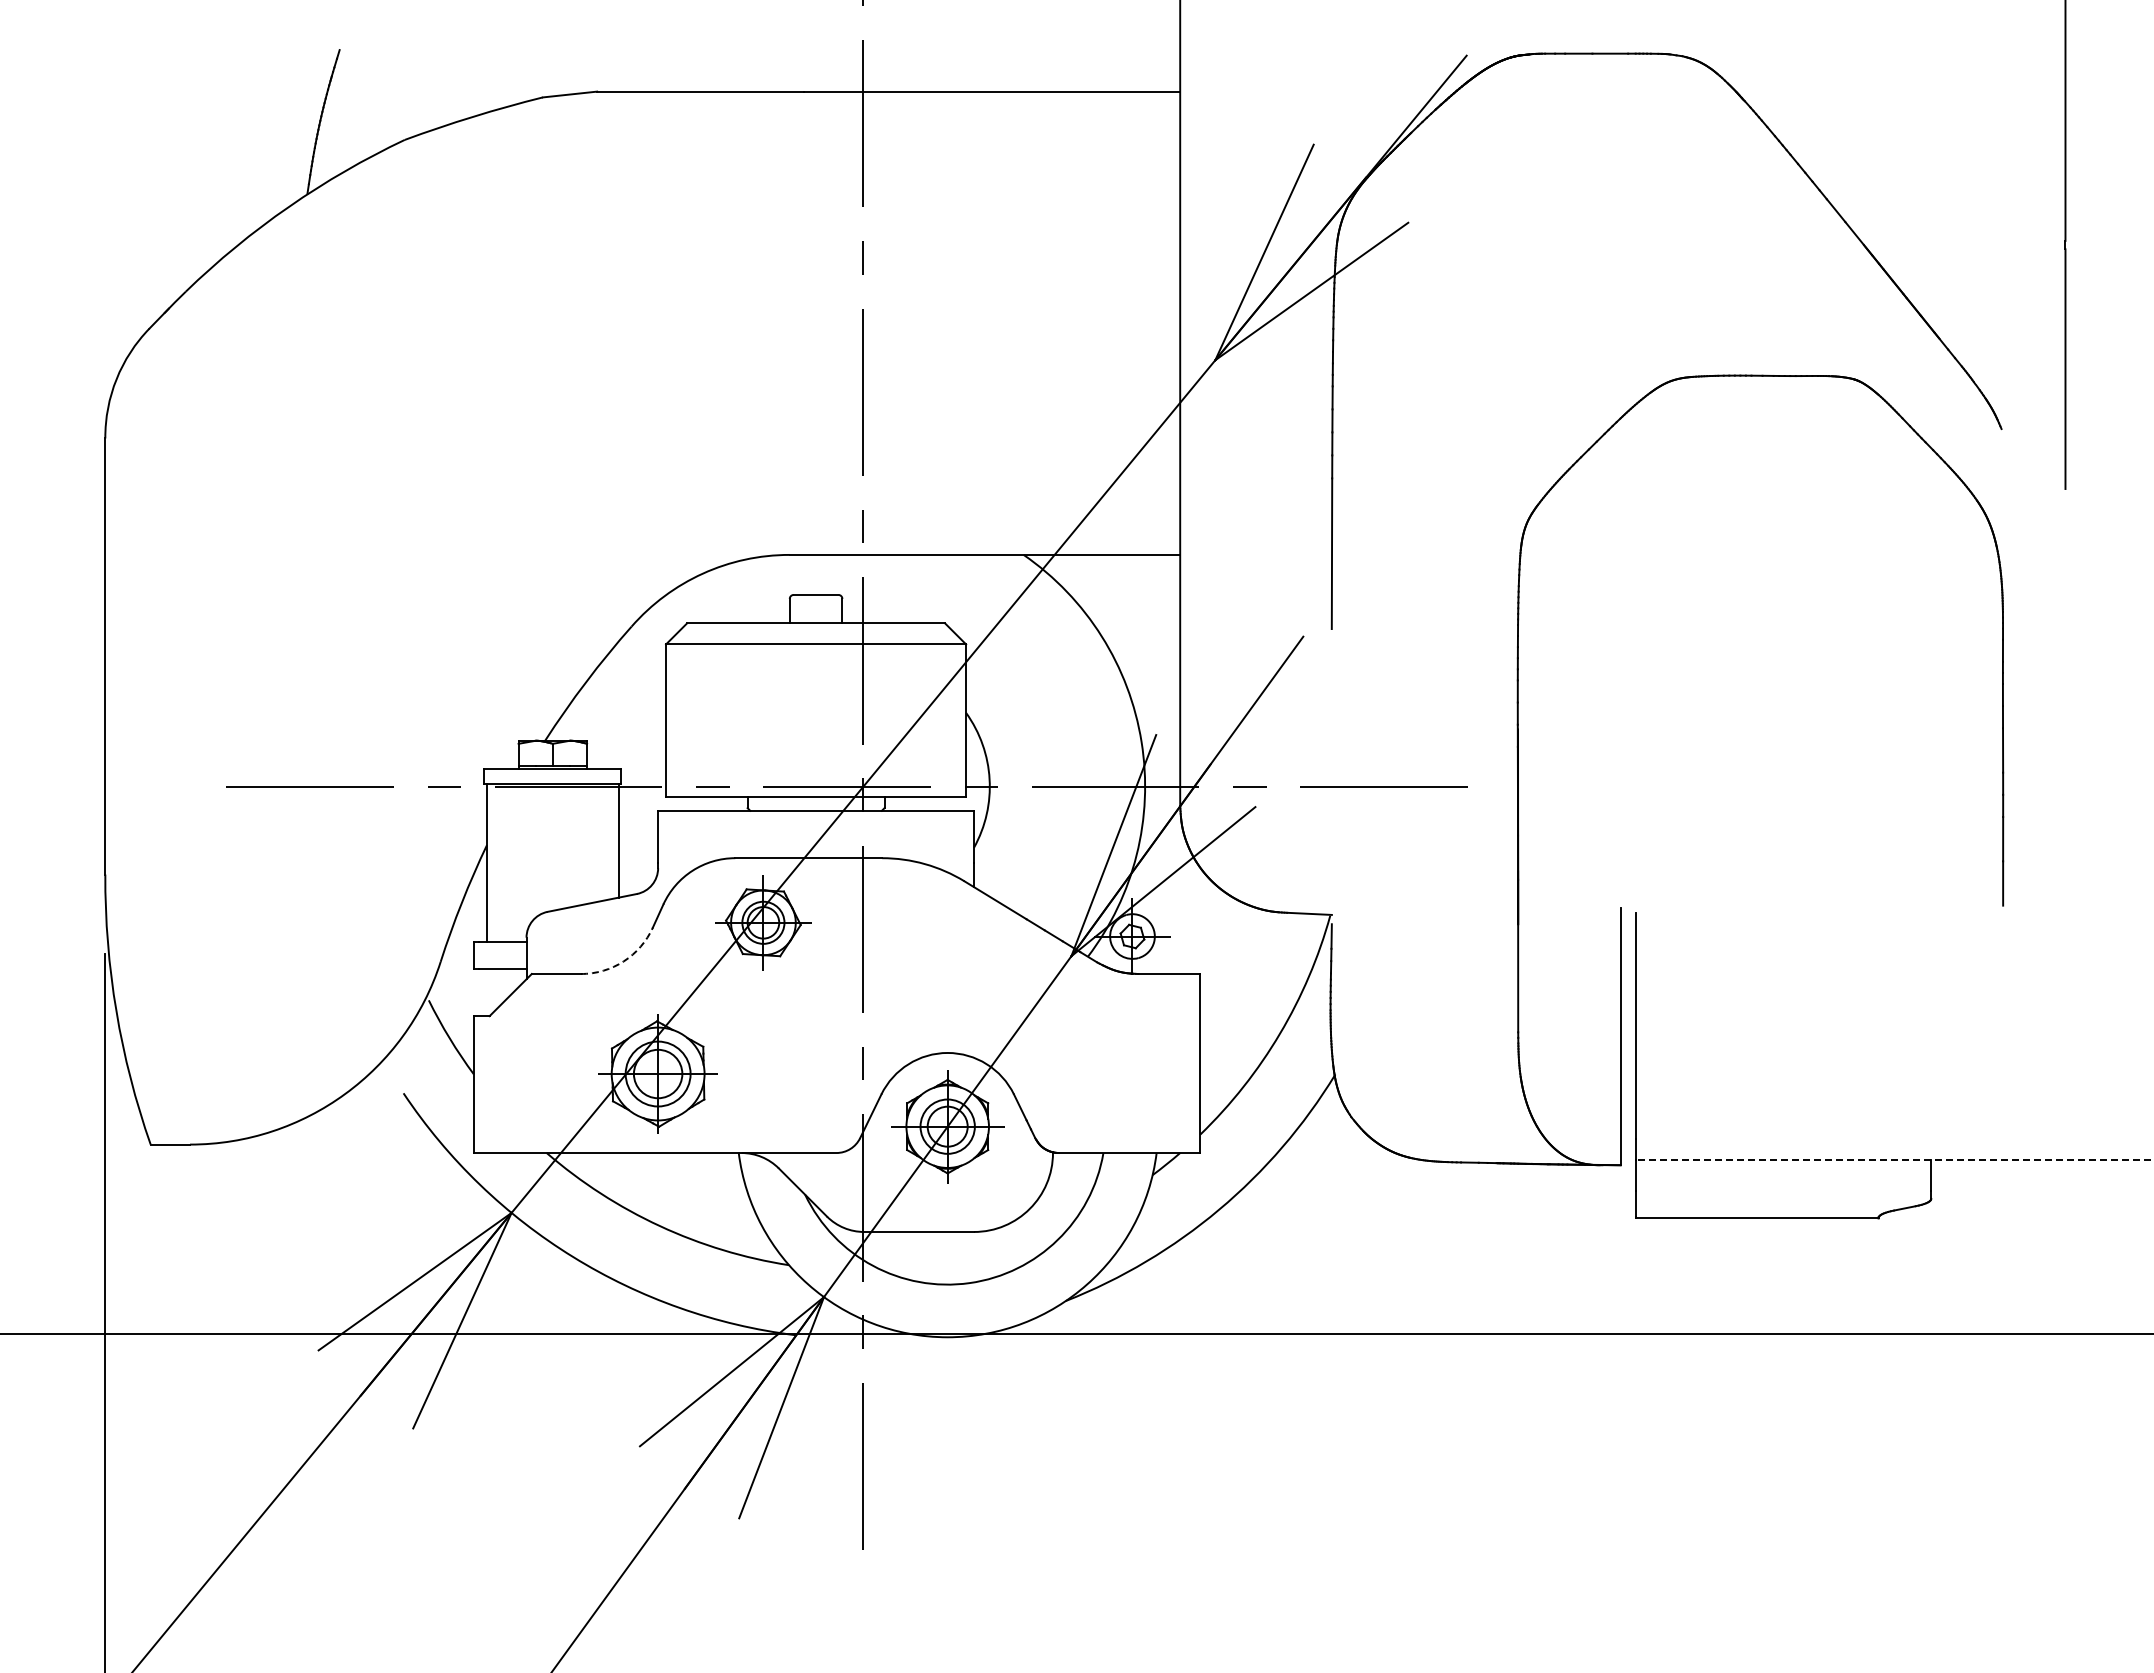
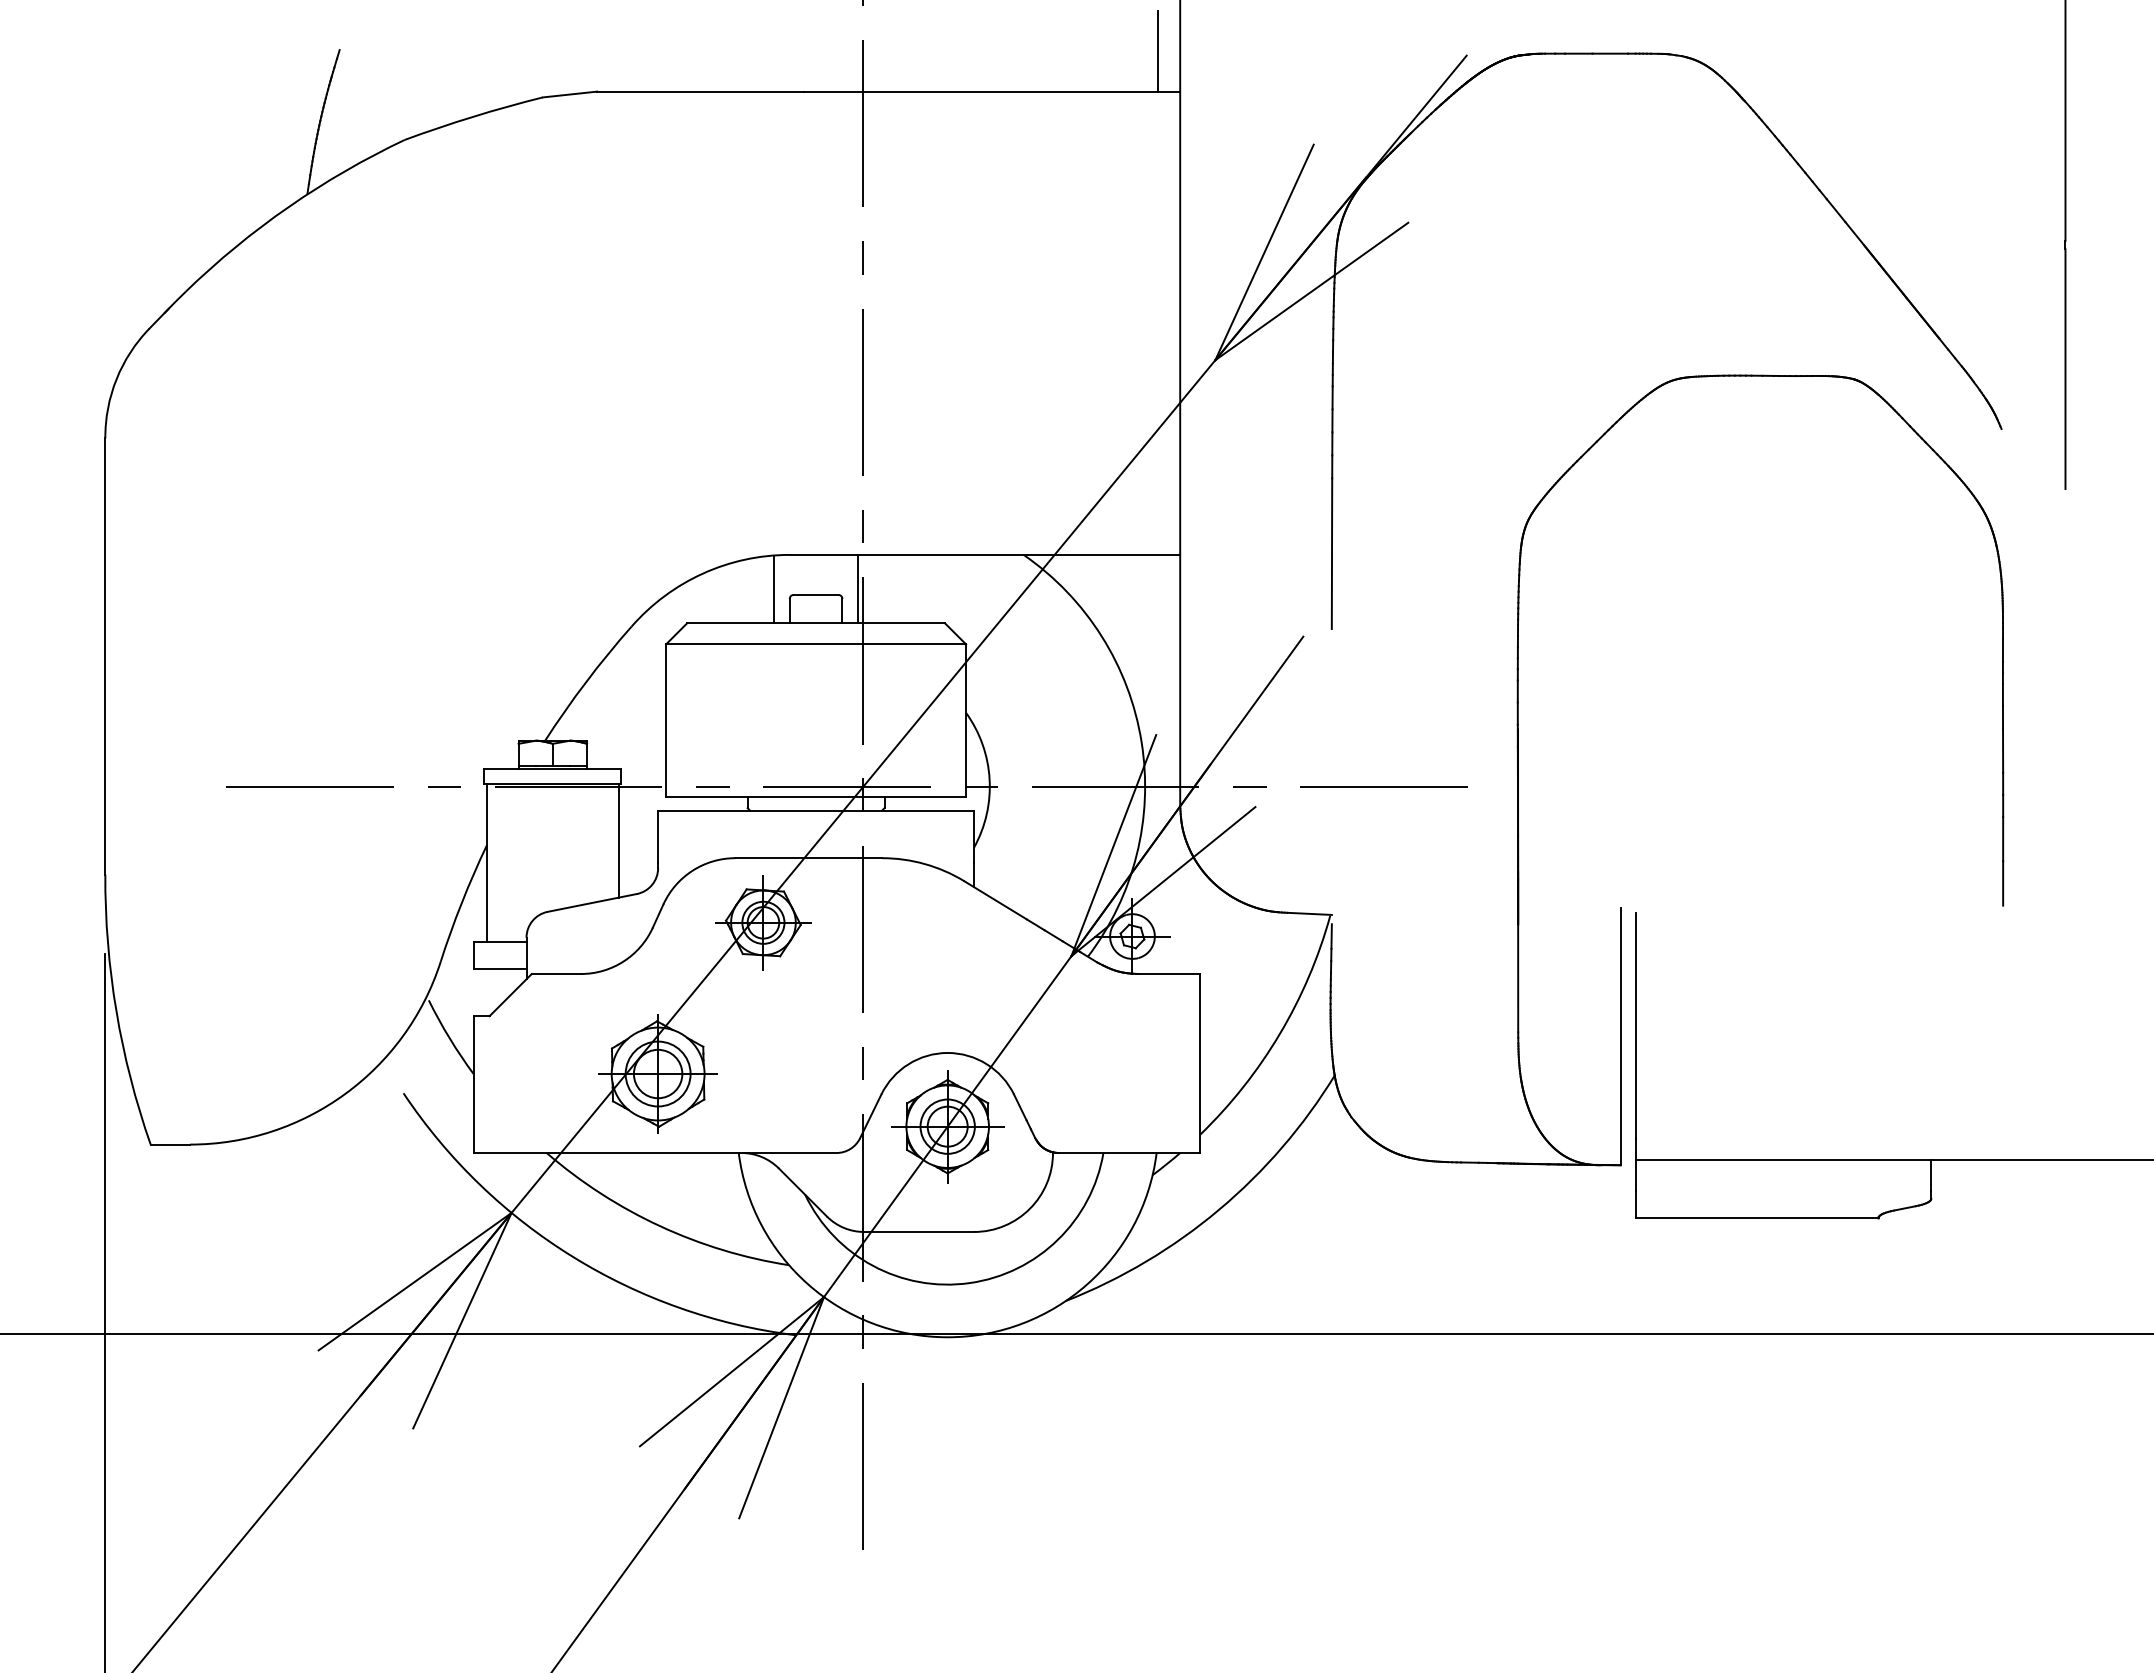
line: none -> present (1158, 50)
line: none -> present (858, 588)
line: none -> present (773, 589)
arc: dashed -> solid (623, 961)
line: dashed -> solid (1894, 1160)
